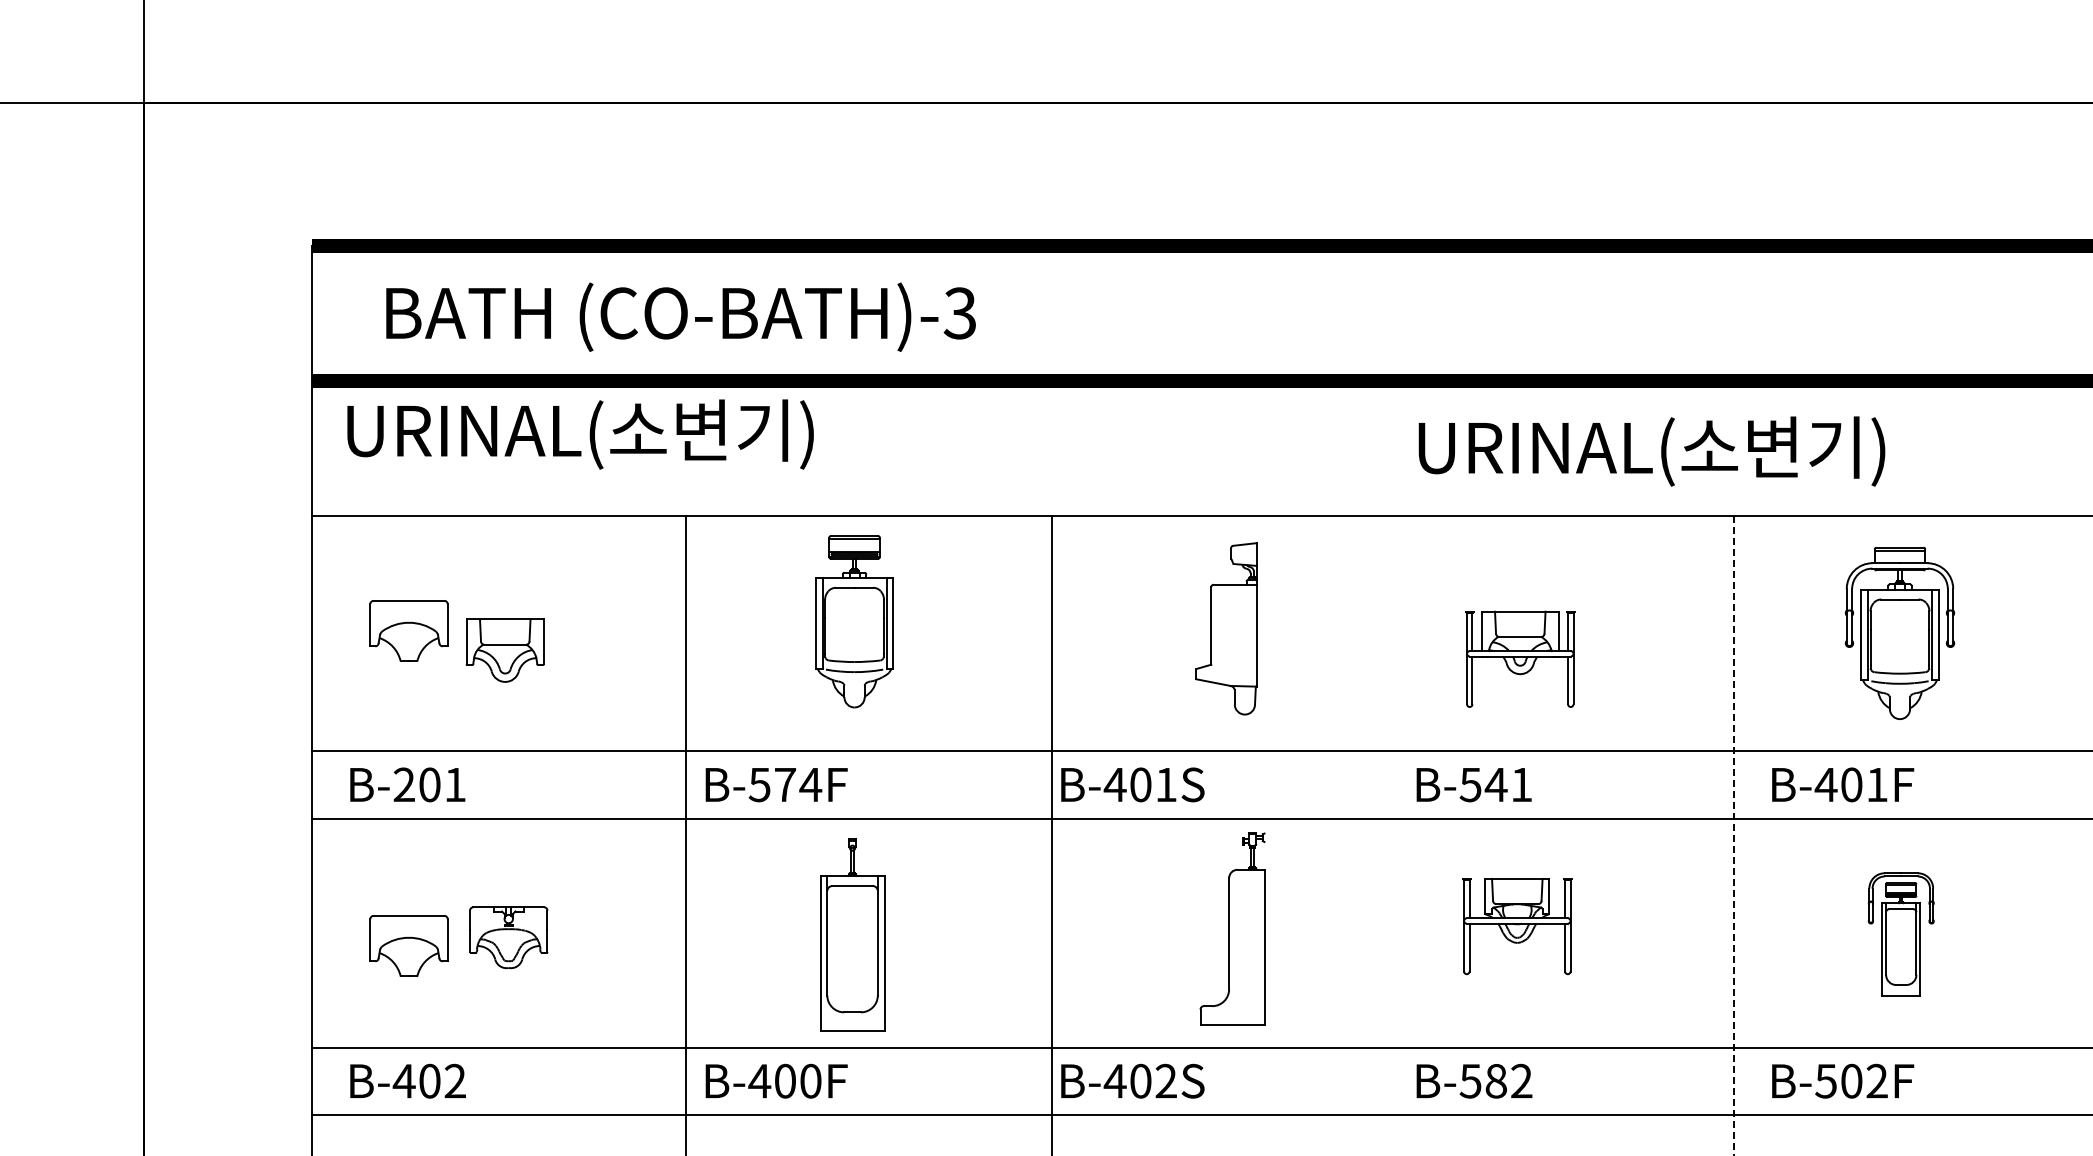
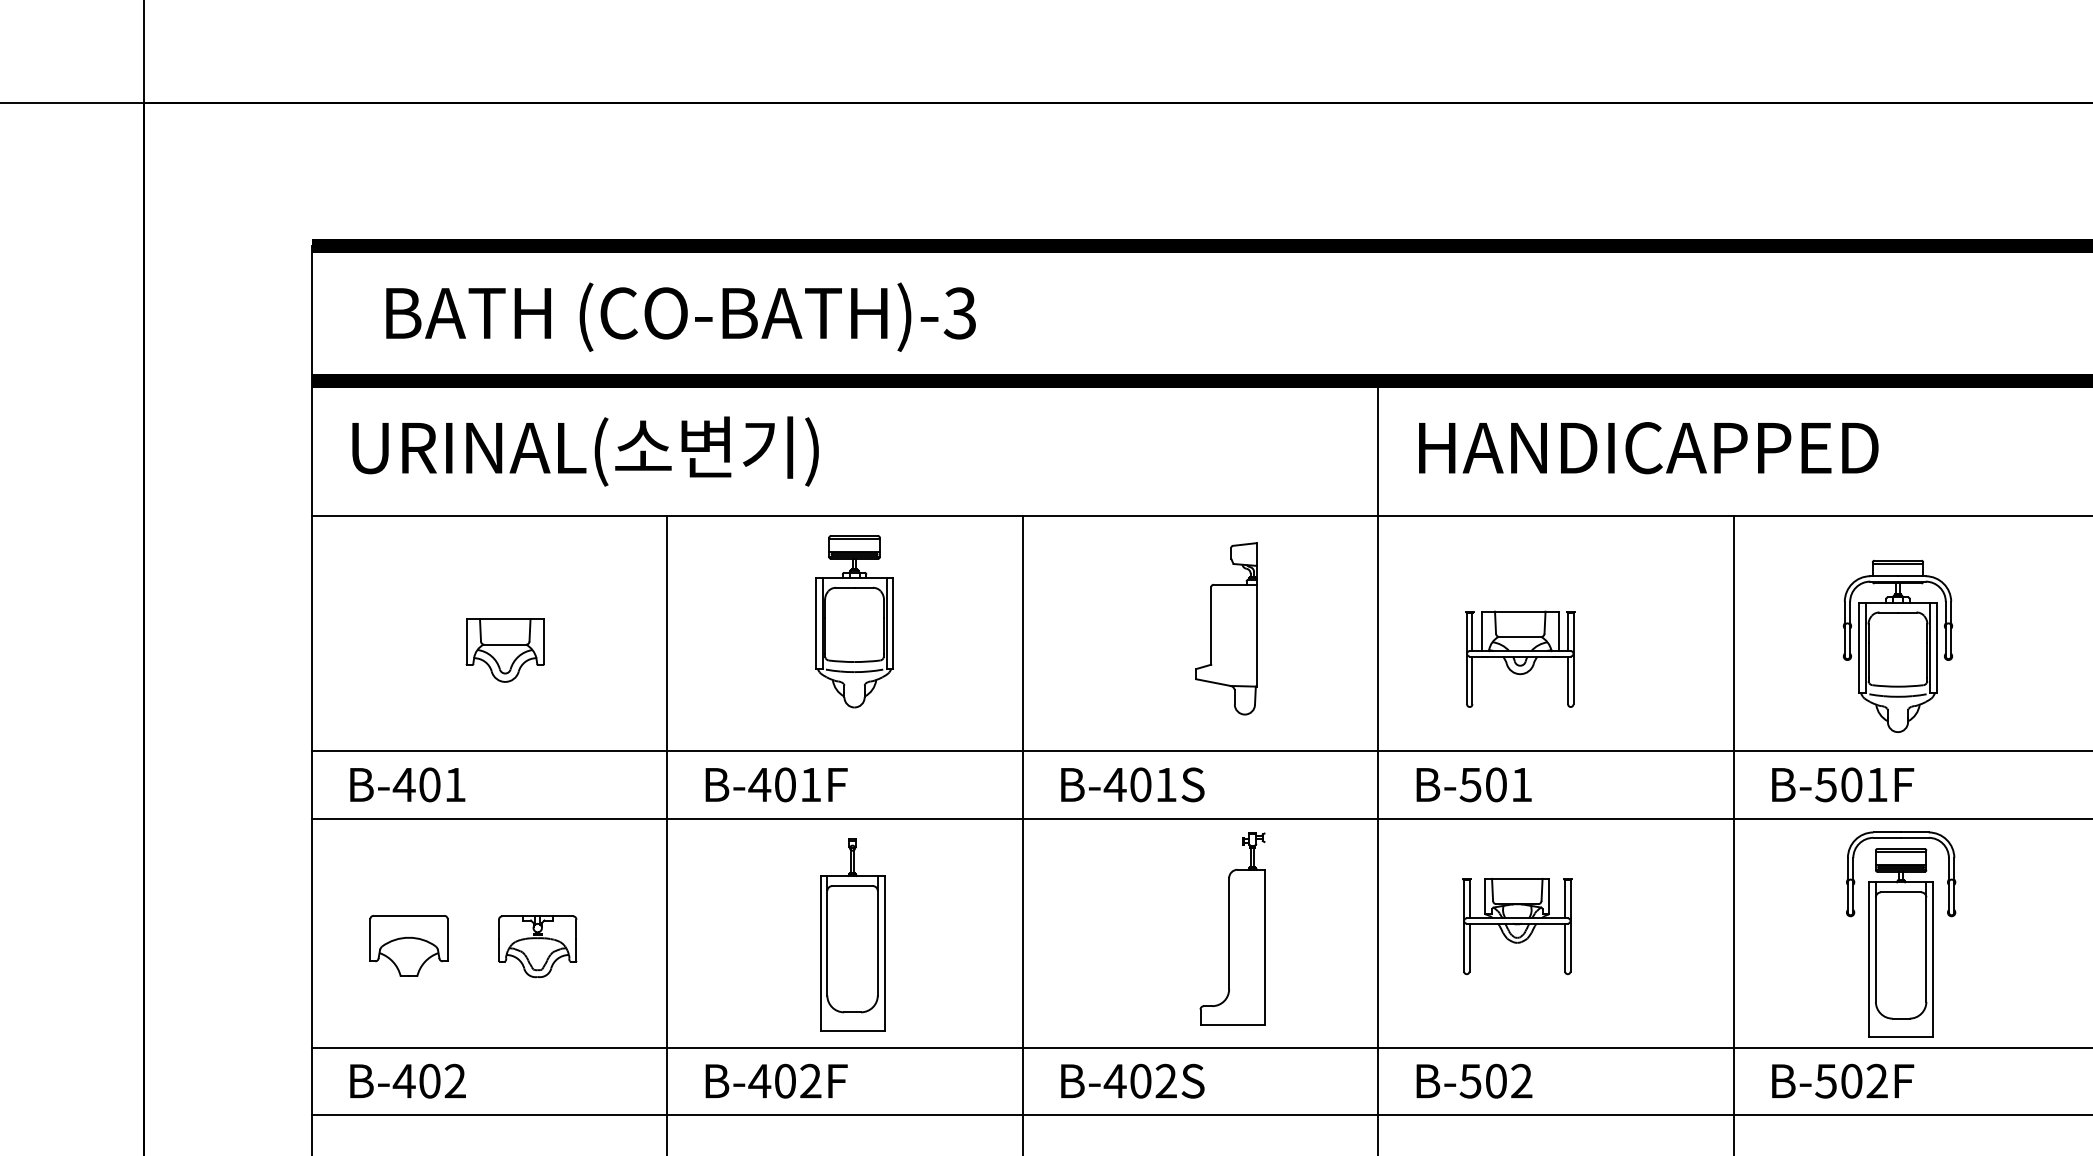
text position: (580, 434) -> (585, 451) (585, 451)
text: URINAL(소변기) -> HANDICAPPED (1651, 451)
part: present -> none (408, 630)
part position: (1899, 633) -> (1897, 646) (1897, 646)
line: none -> present (1378, 766)
text: B-201 -> B-401 (403, 784)
text: B-574F -> B-401F (785, 784)
text: B-541 -> B-501 (1495, 784)
text: B-401F -> B-501F (1825, 785)
line position: (686, 833) -> (667, 833) (667, 833)
line position: (1051, 833) -> (1022, 833) (1022, 833)
line: dashed -> solid (1733, 835)
part size: 67x125 px -> 111x207 px (1901, 934)
part position: (508, 937) -> (537, 946) (537, 946)
text: B-400F -> B-402F (810, 1080)
text: B-582 -> B-502 (1495, 1080)
